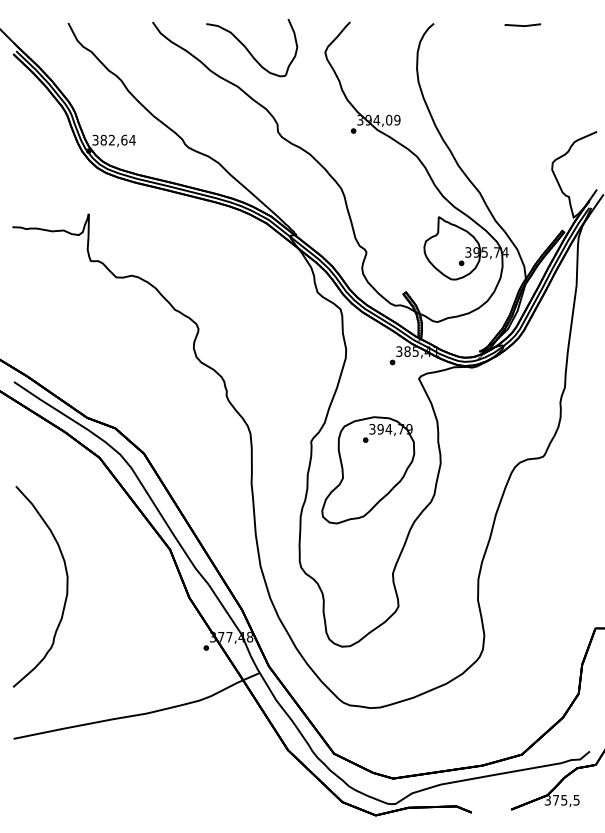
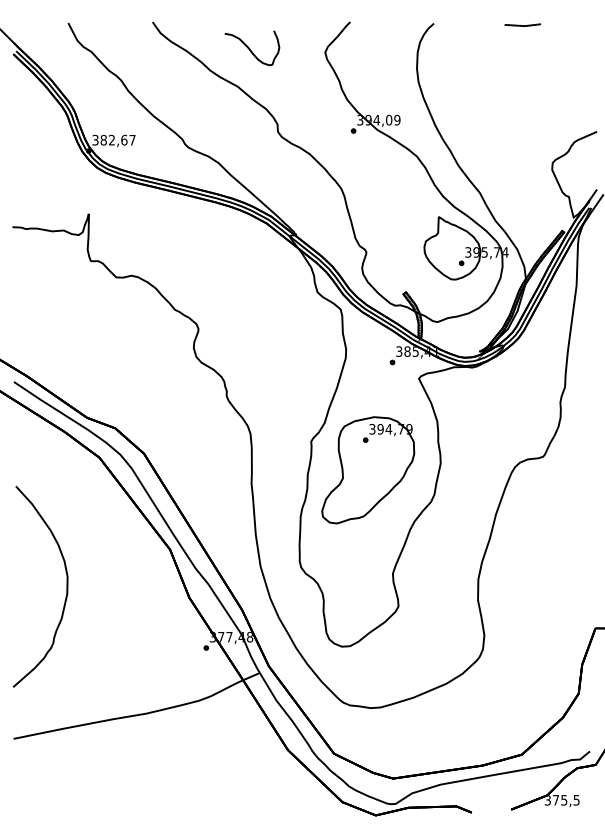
part size: 93x59 px -> 57x37 px (252, 48)
text: 382,64 -> 382,67 (132, 140)
